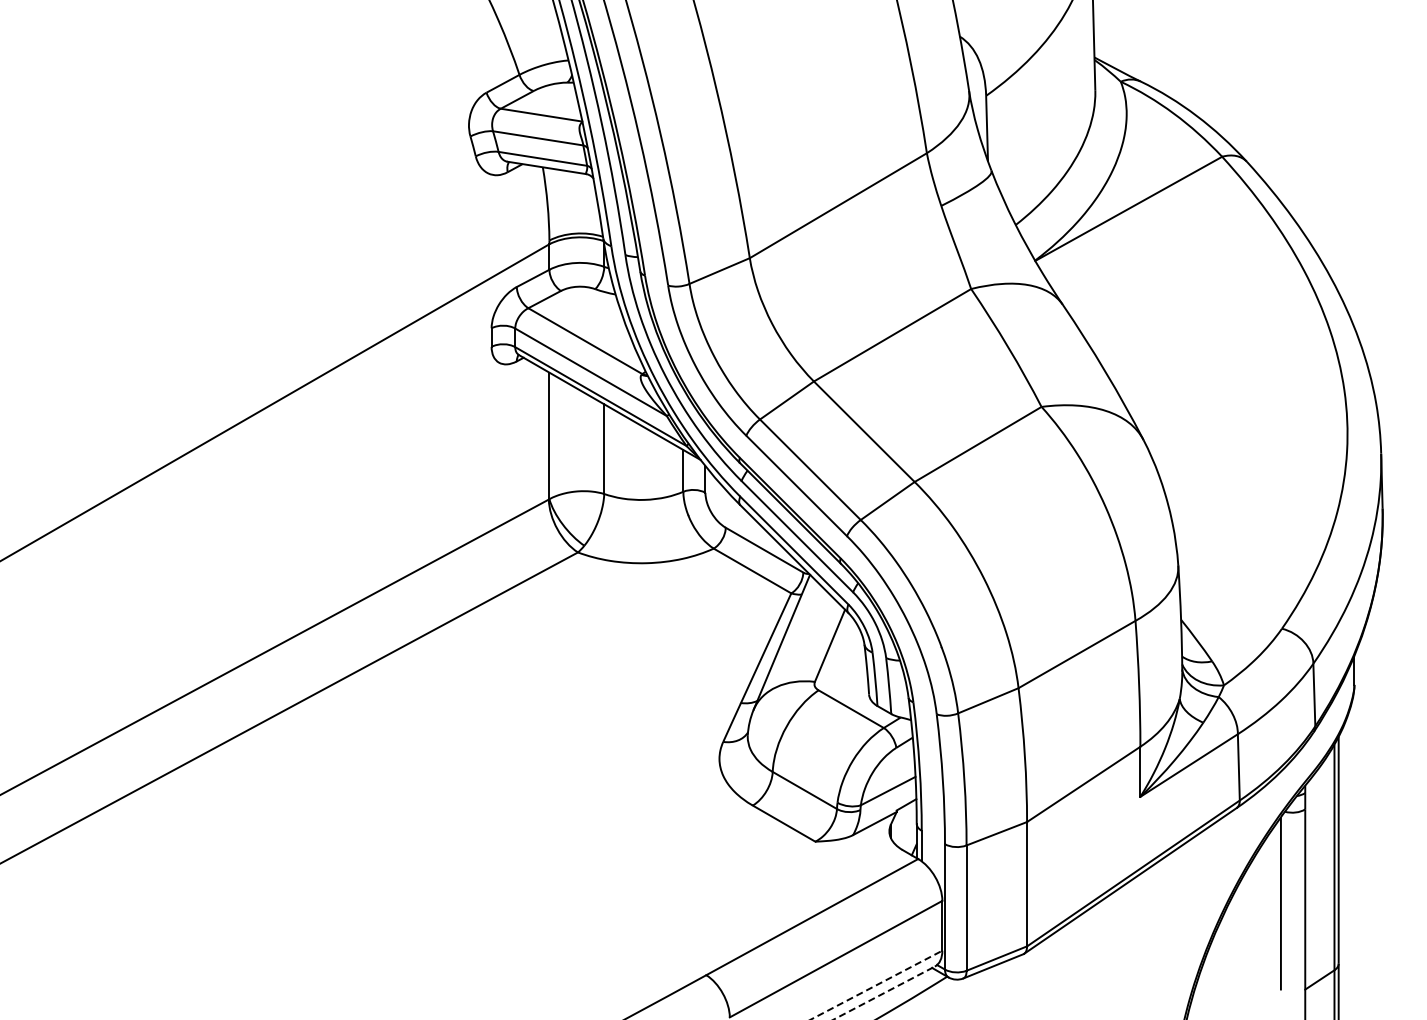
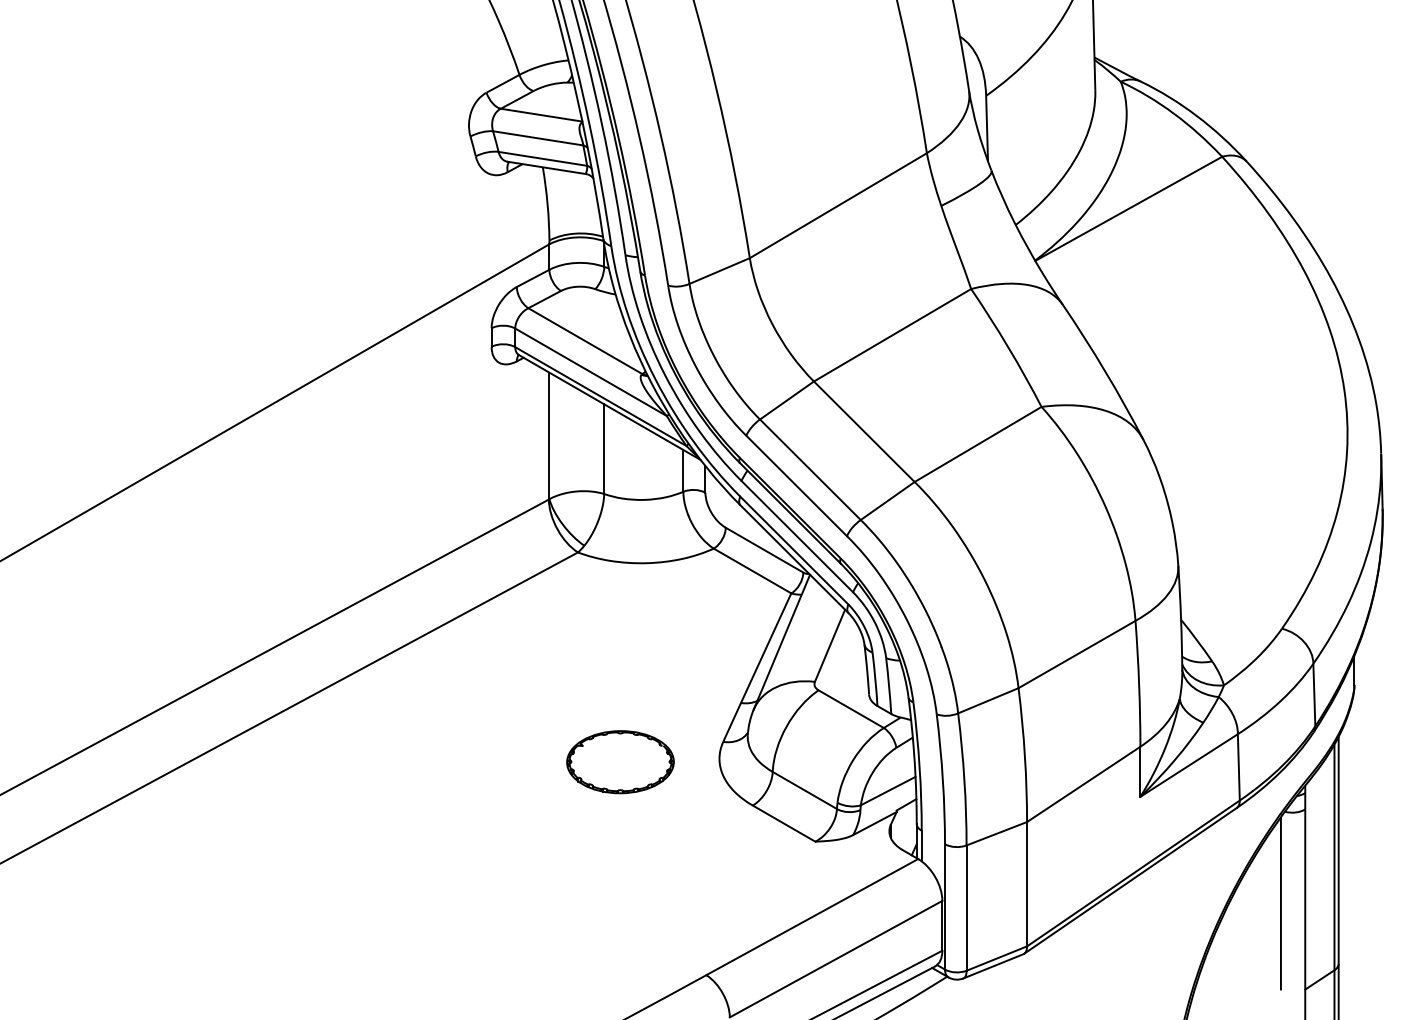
part: none -> present (620, 762)
line: dashed -> solid (876, 985)
line: dashed -> solid (884, 993)
